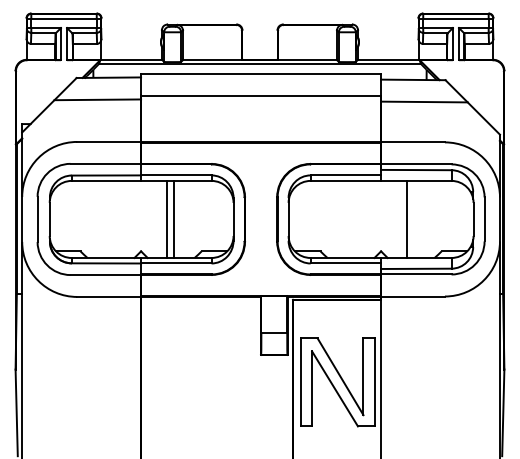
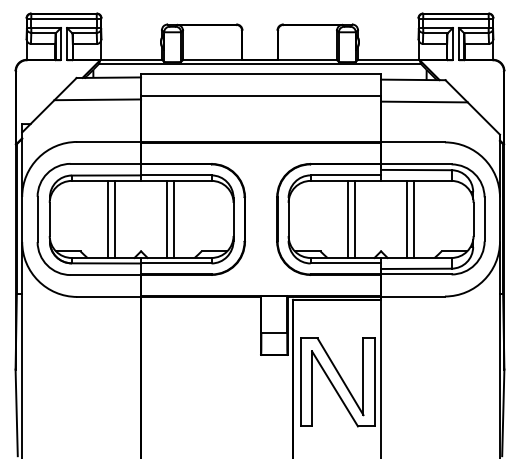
line: none -> present (108, 218)
line: none -> present (114, 218)
line: none -> present (348, 218)
line: none -> present (354, 218)
line: none -> present (414, 218)
